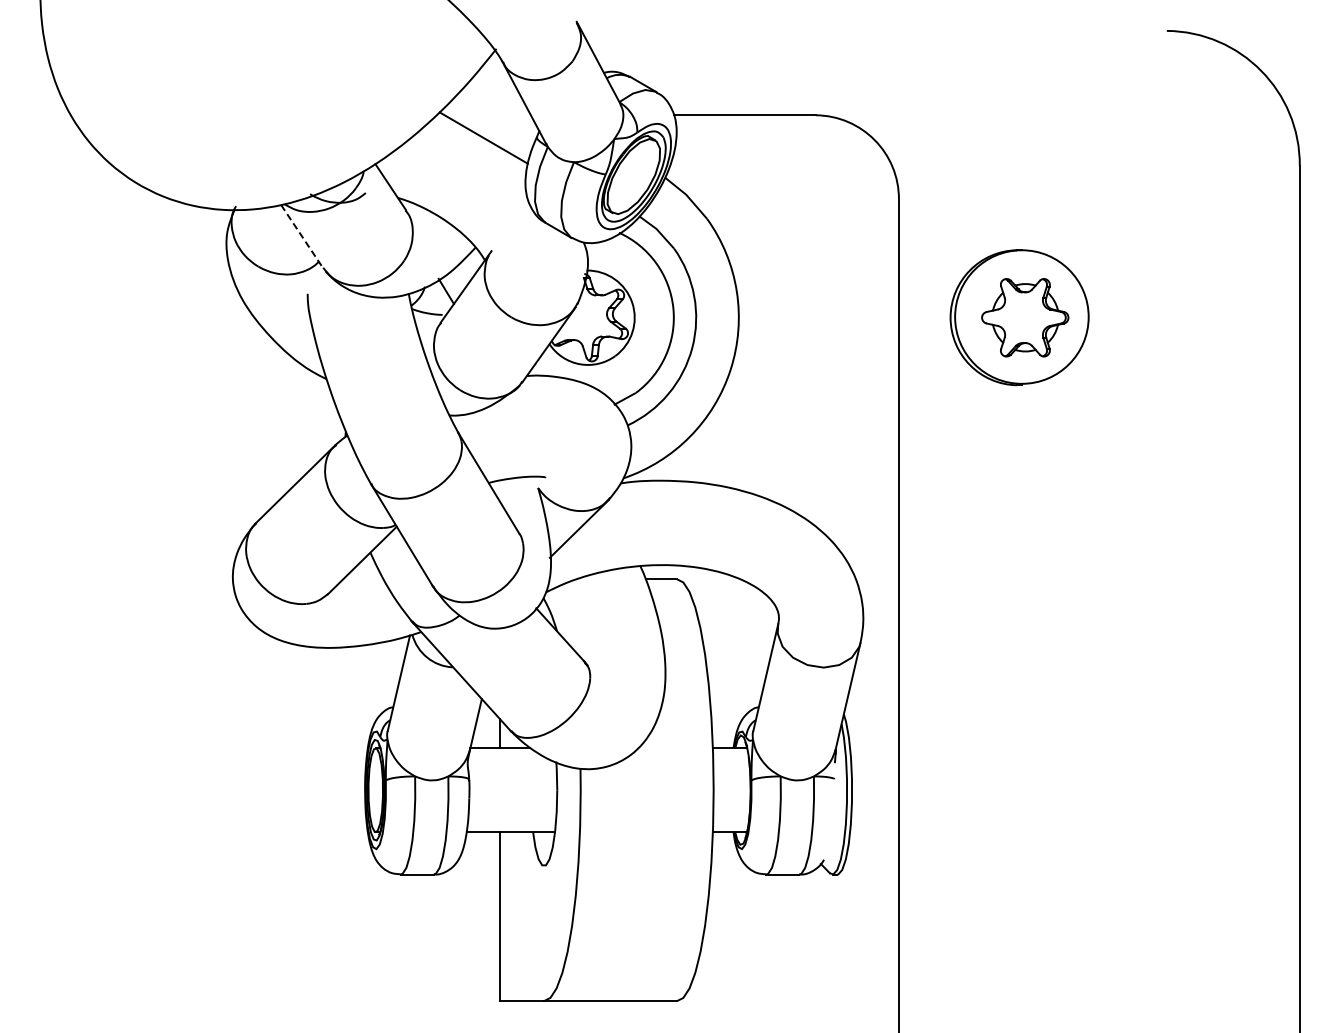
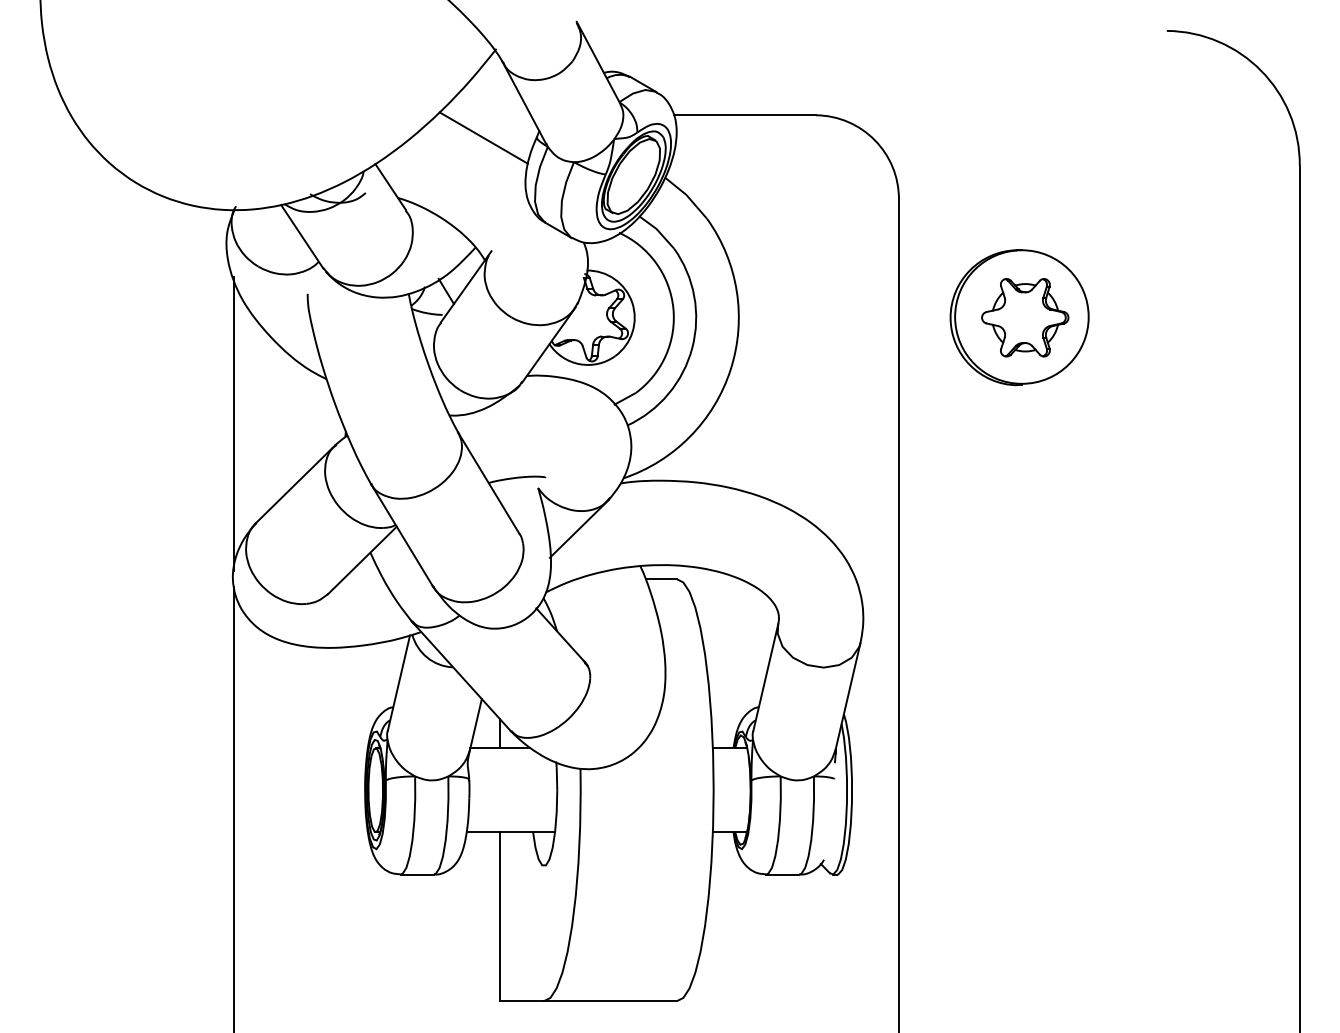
line: dashed -> solid (302, 237)
line: none -> present (234, 423)
line: none -> present (234, 808)
